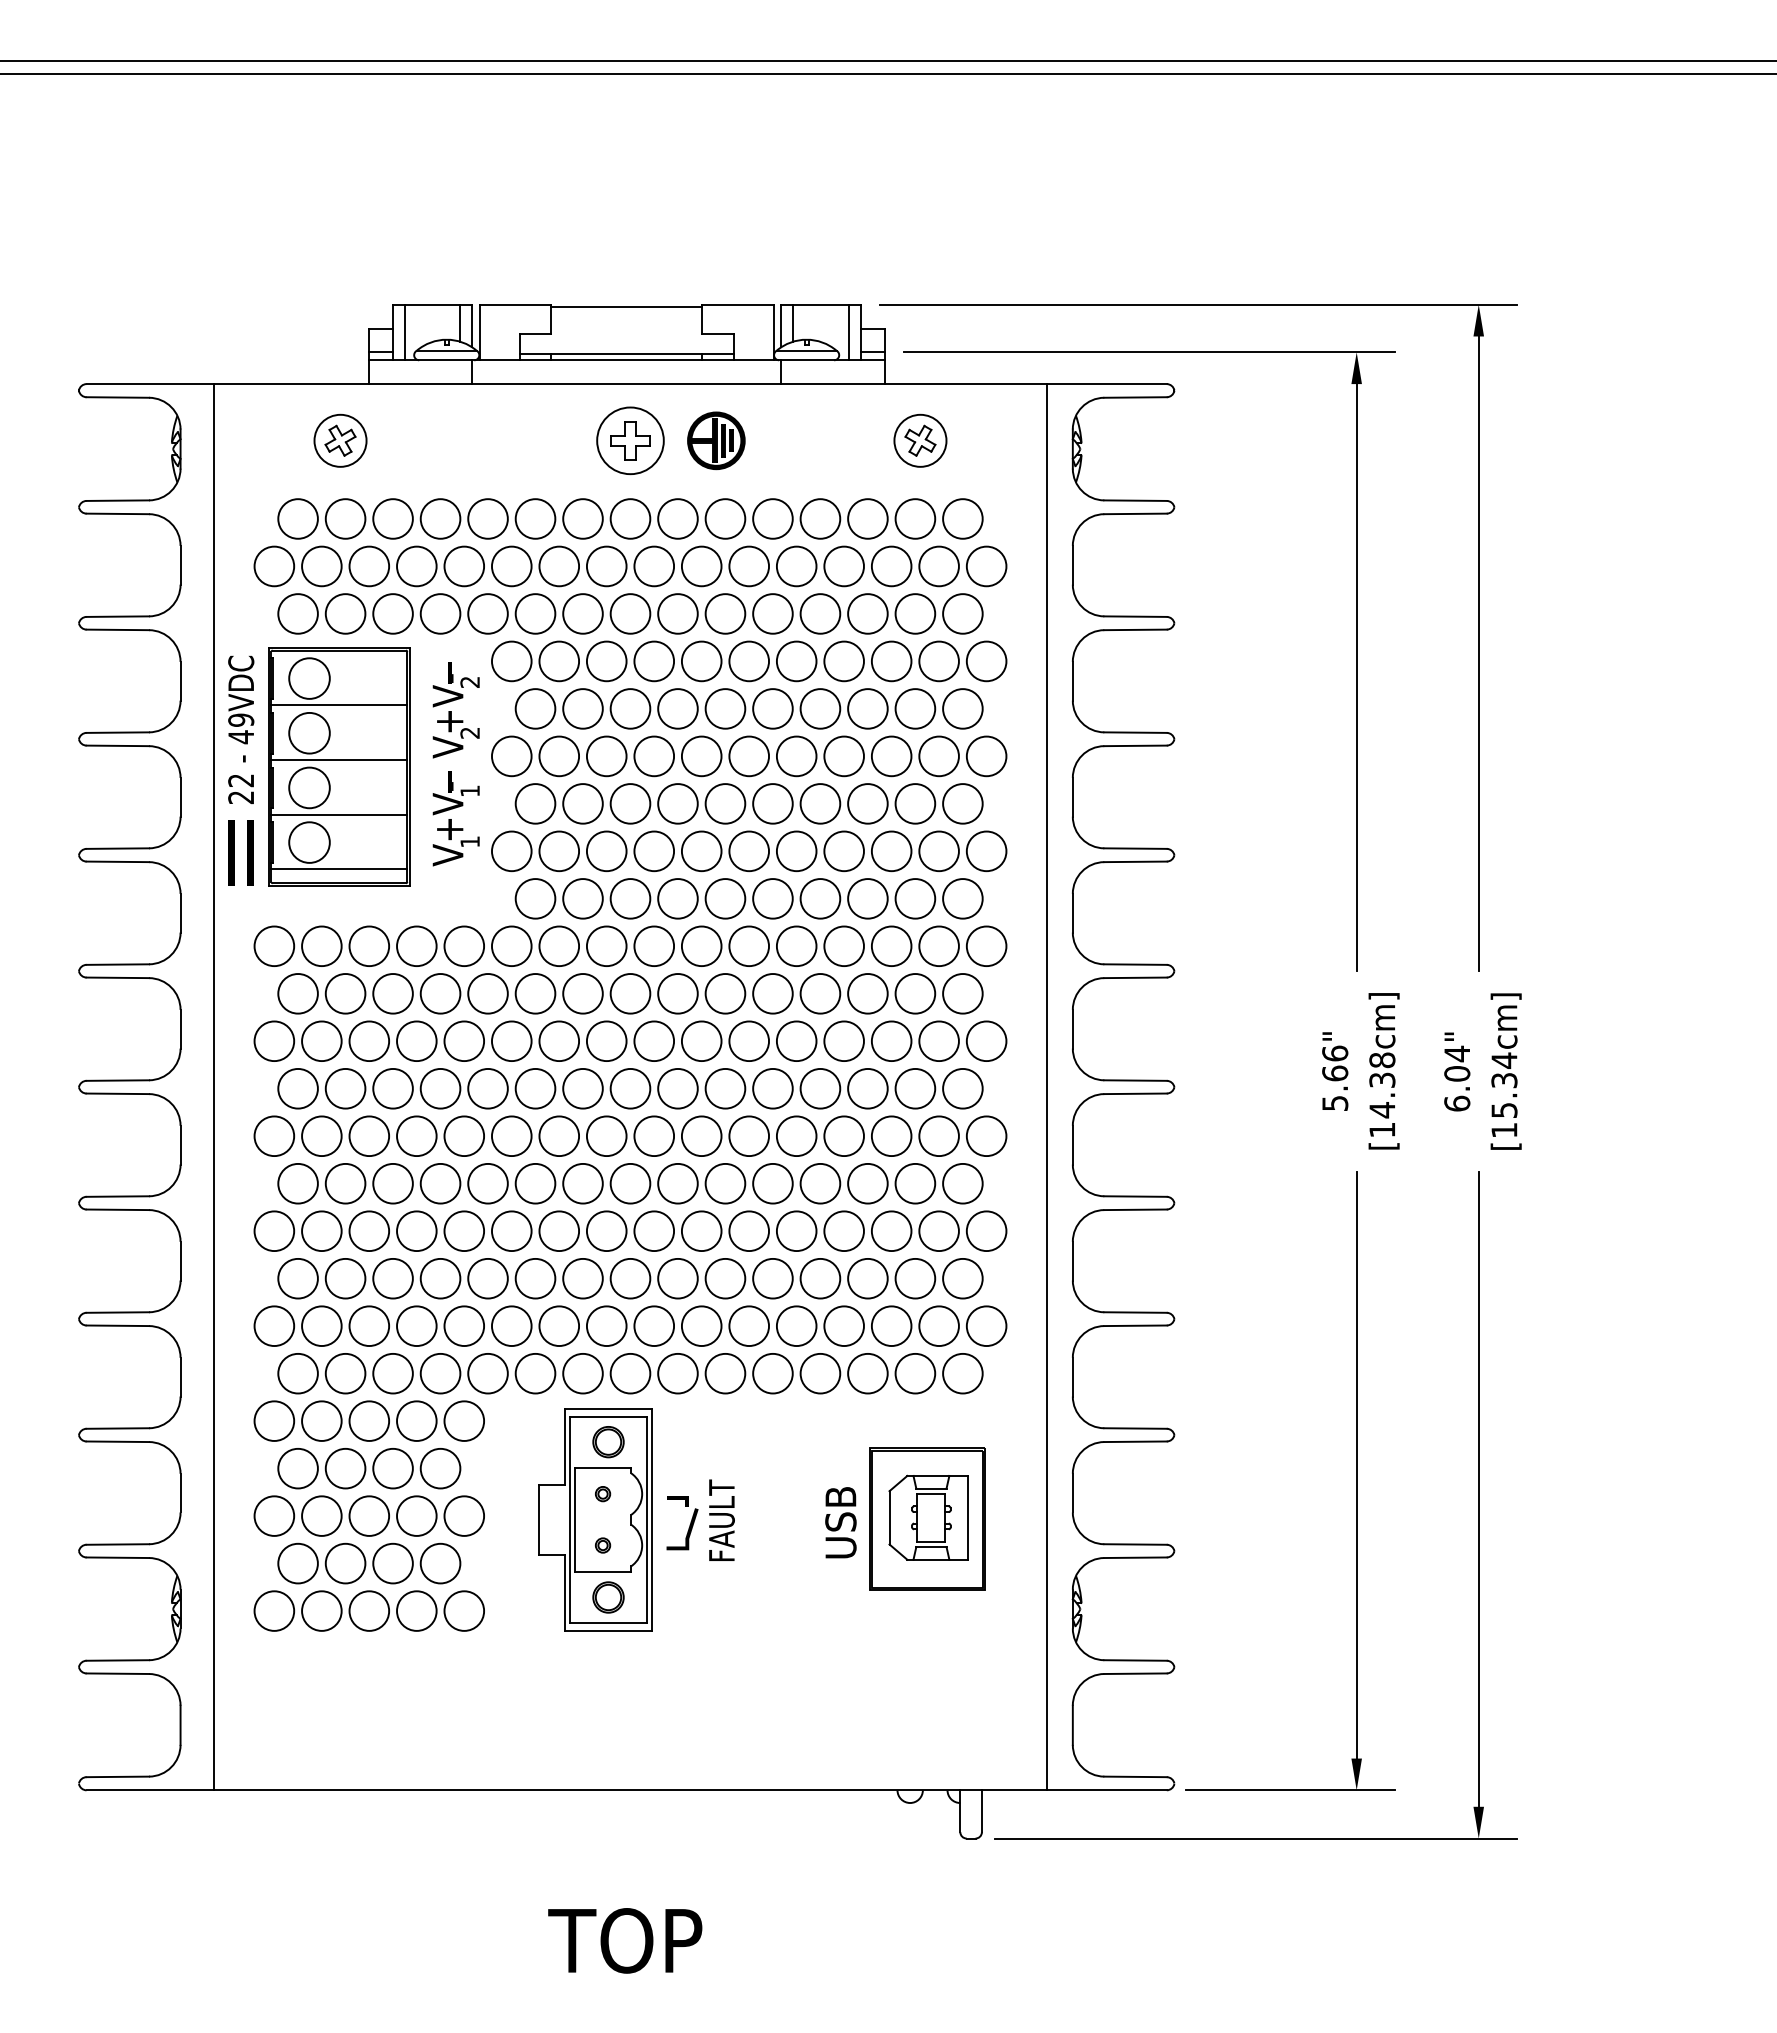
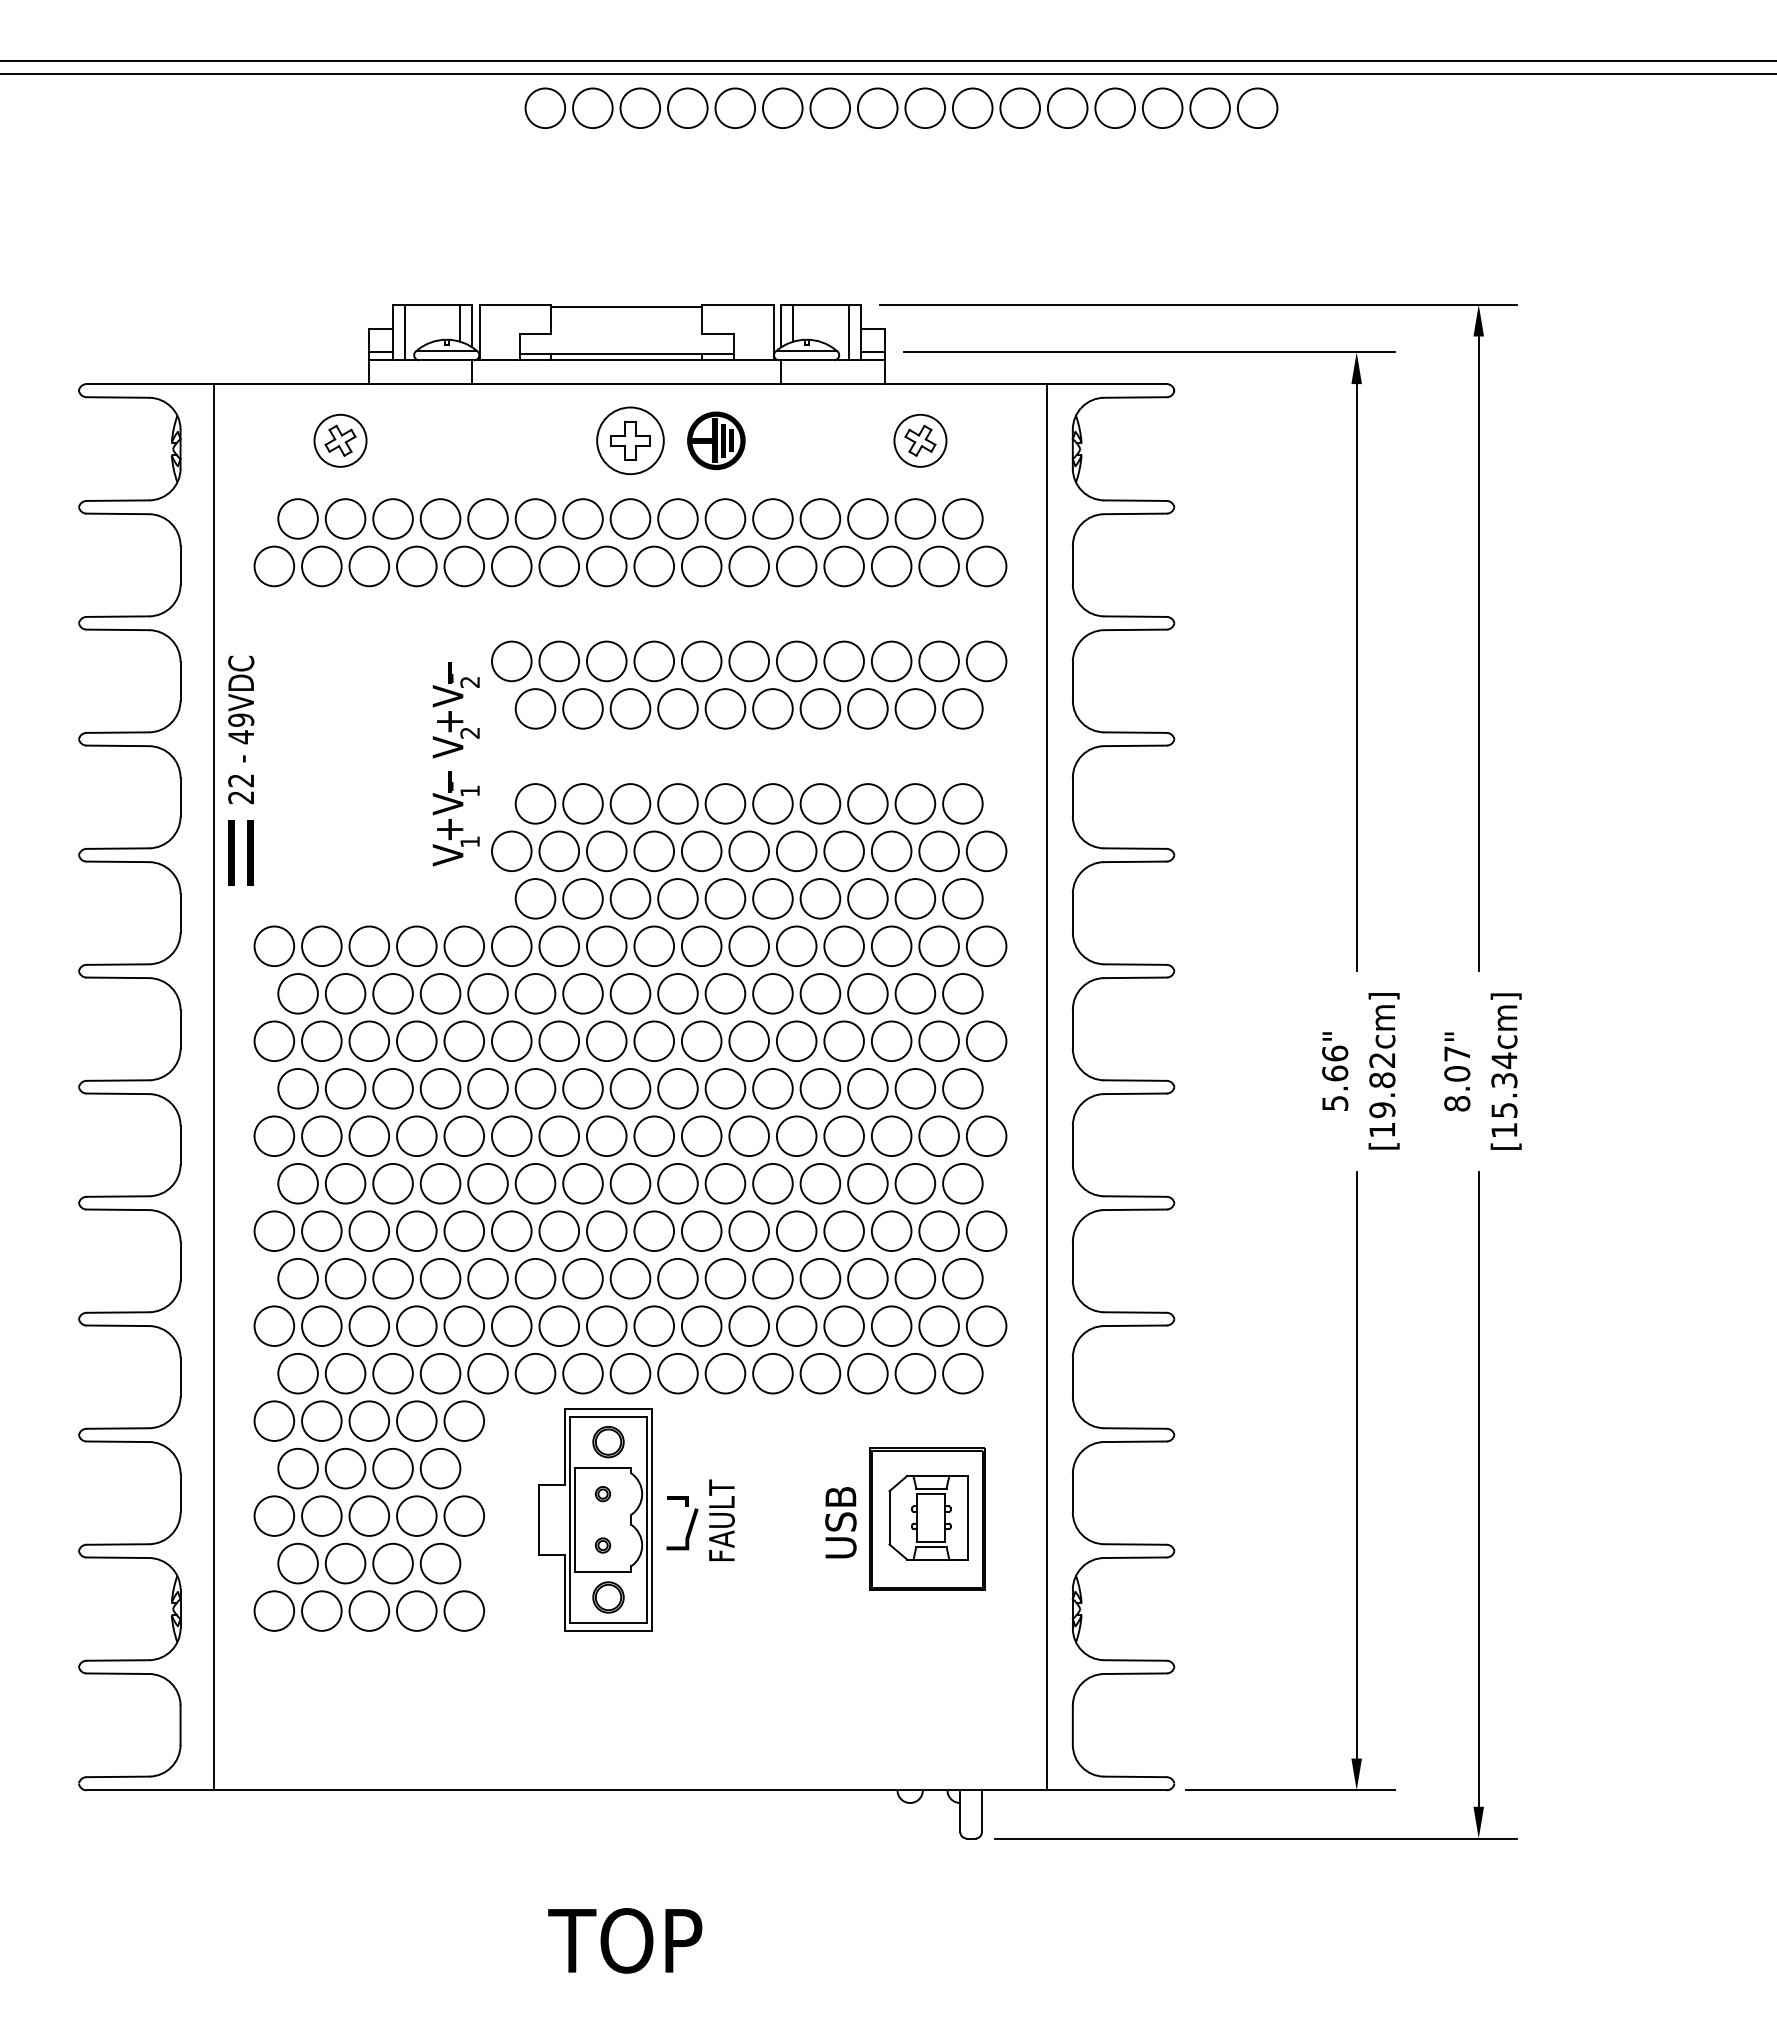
part: none -> present (901, 107)
part: present -> none (630, 613)
part: present -> none (749, 756)
part: present -> none (339, 766)
text: 6.04" -> 8.07" (1457, 1078)
text: [14.38cm] -> [19.82cm] (1382, 1085)
